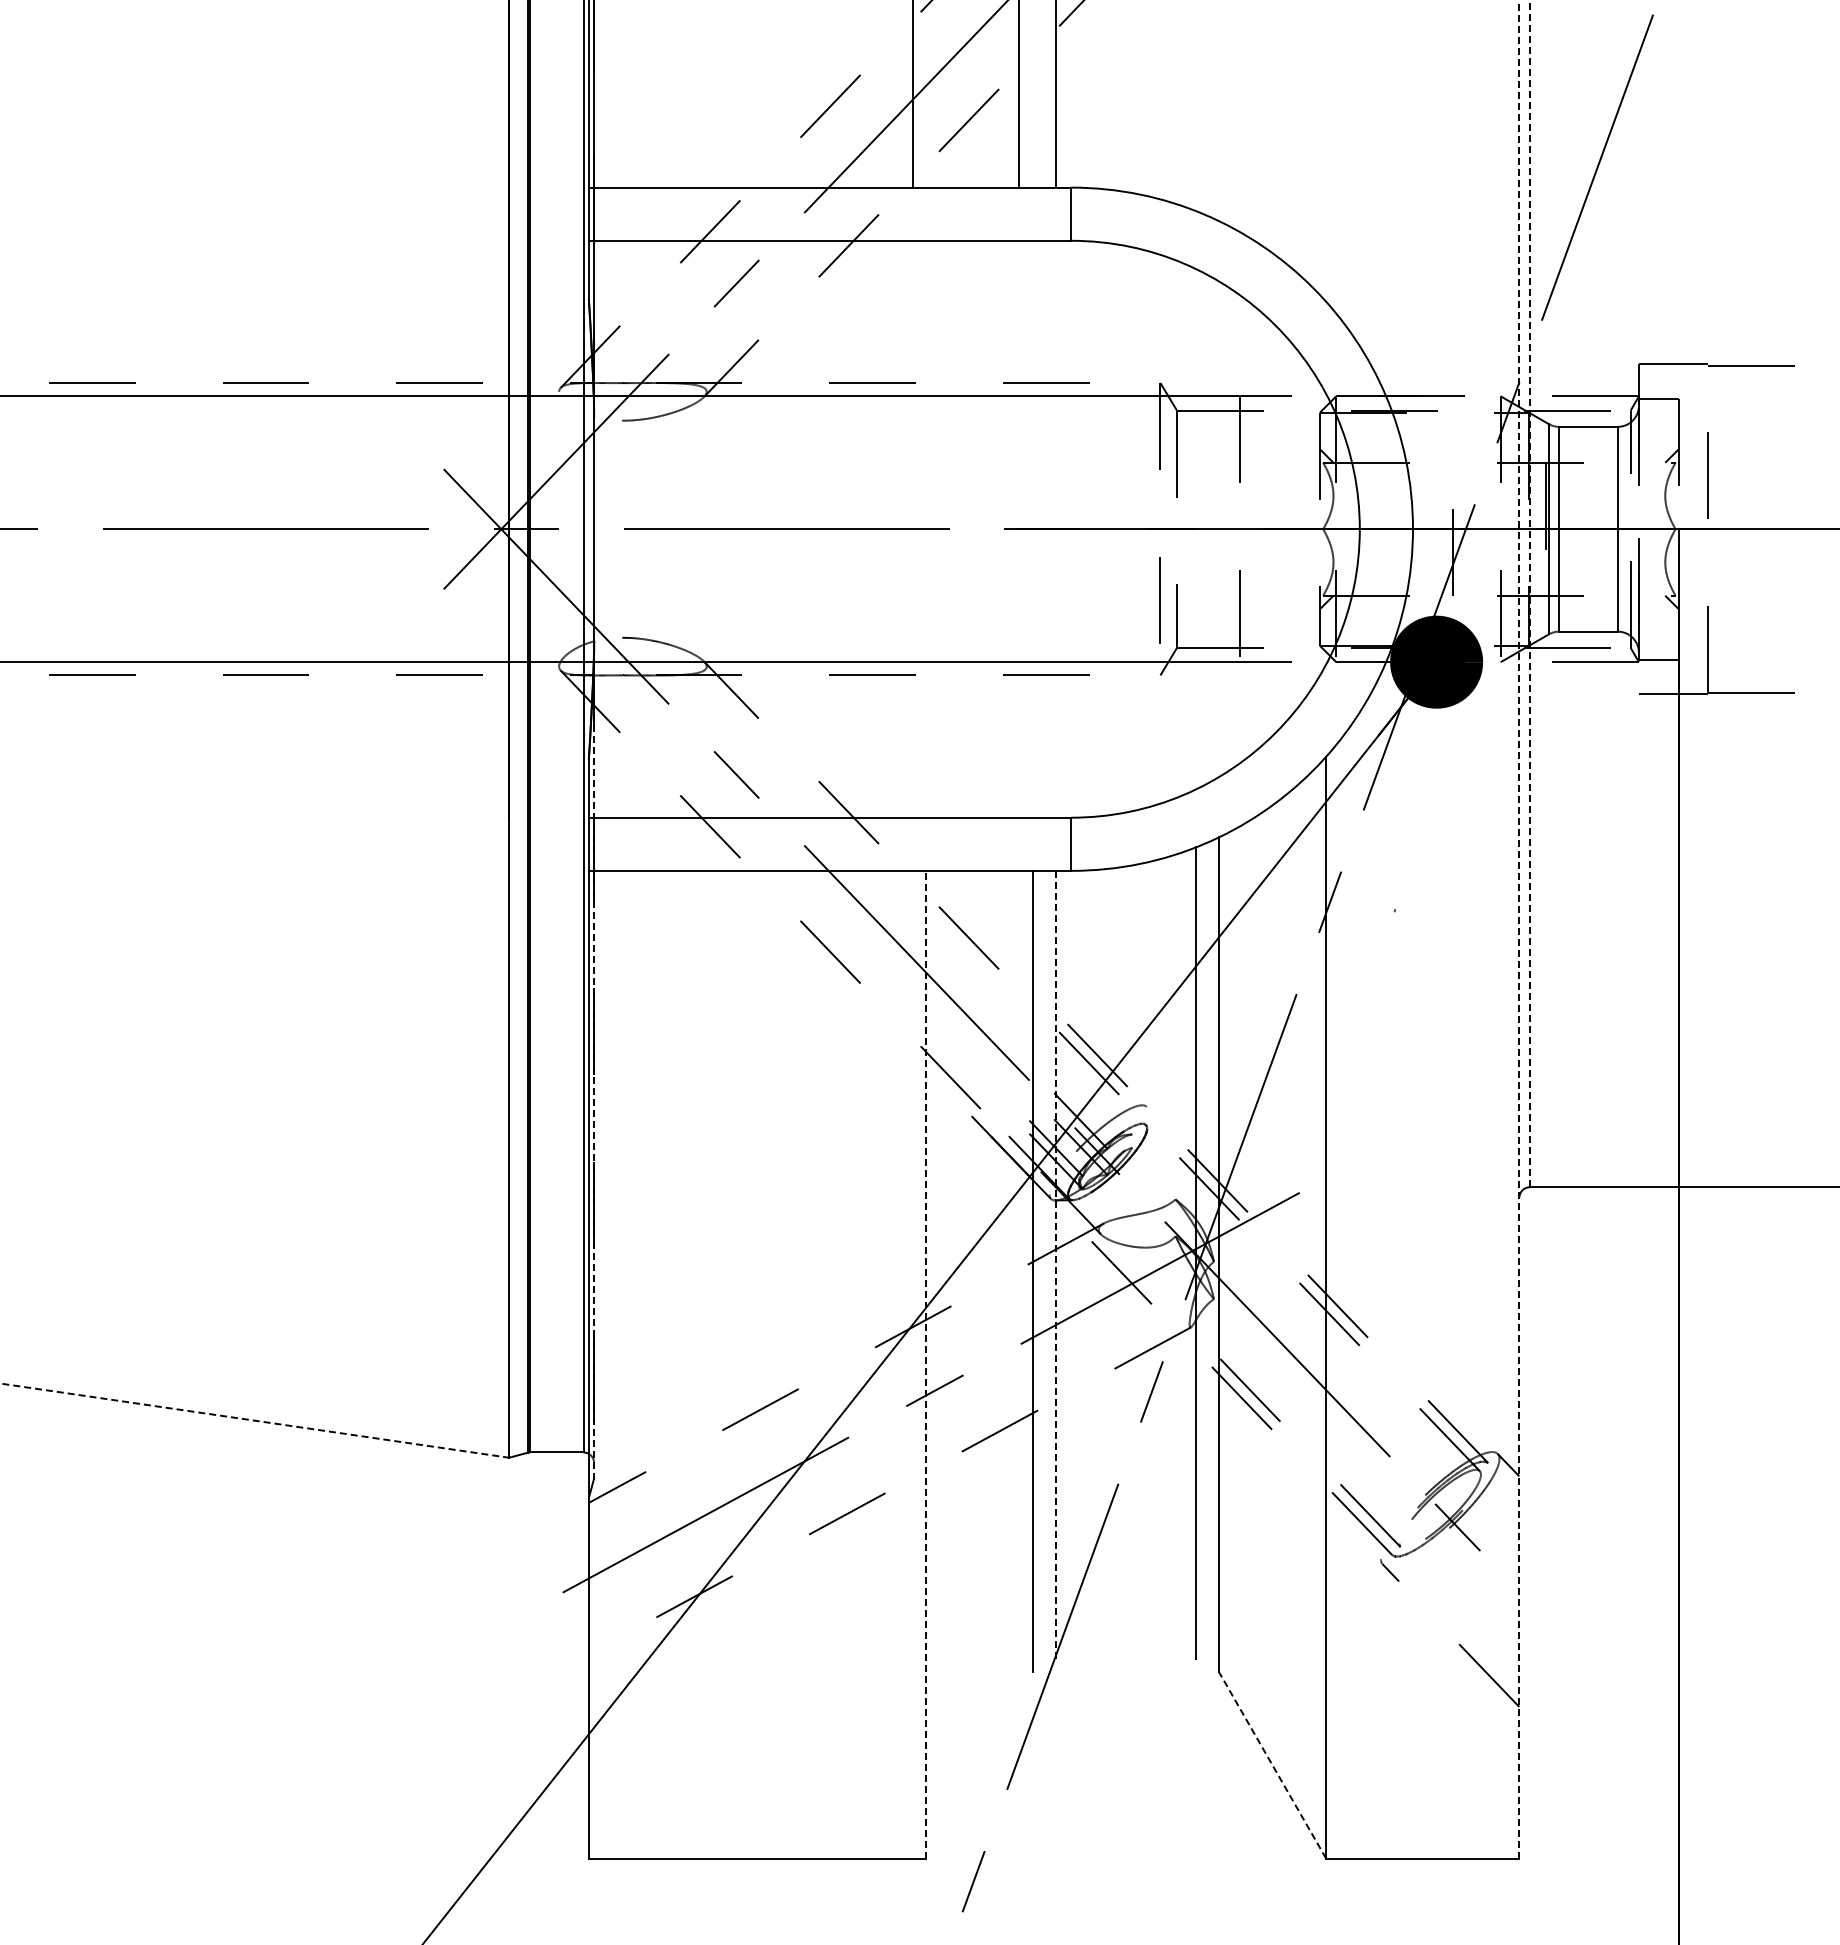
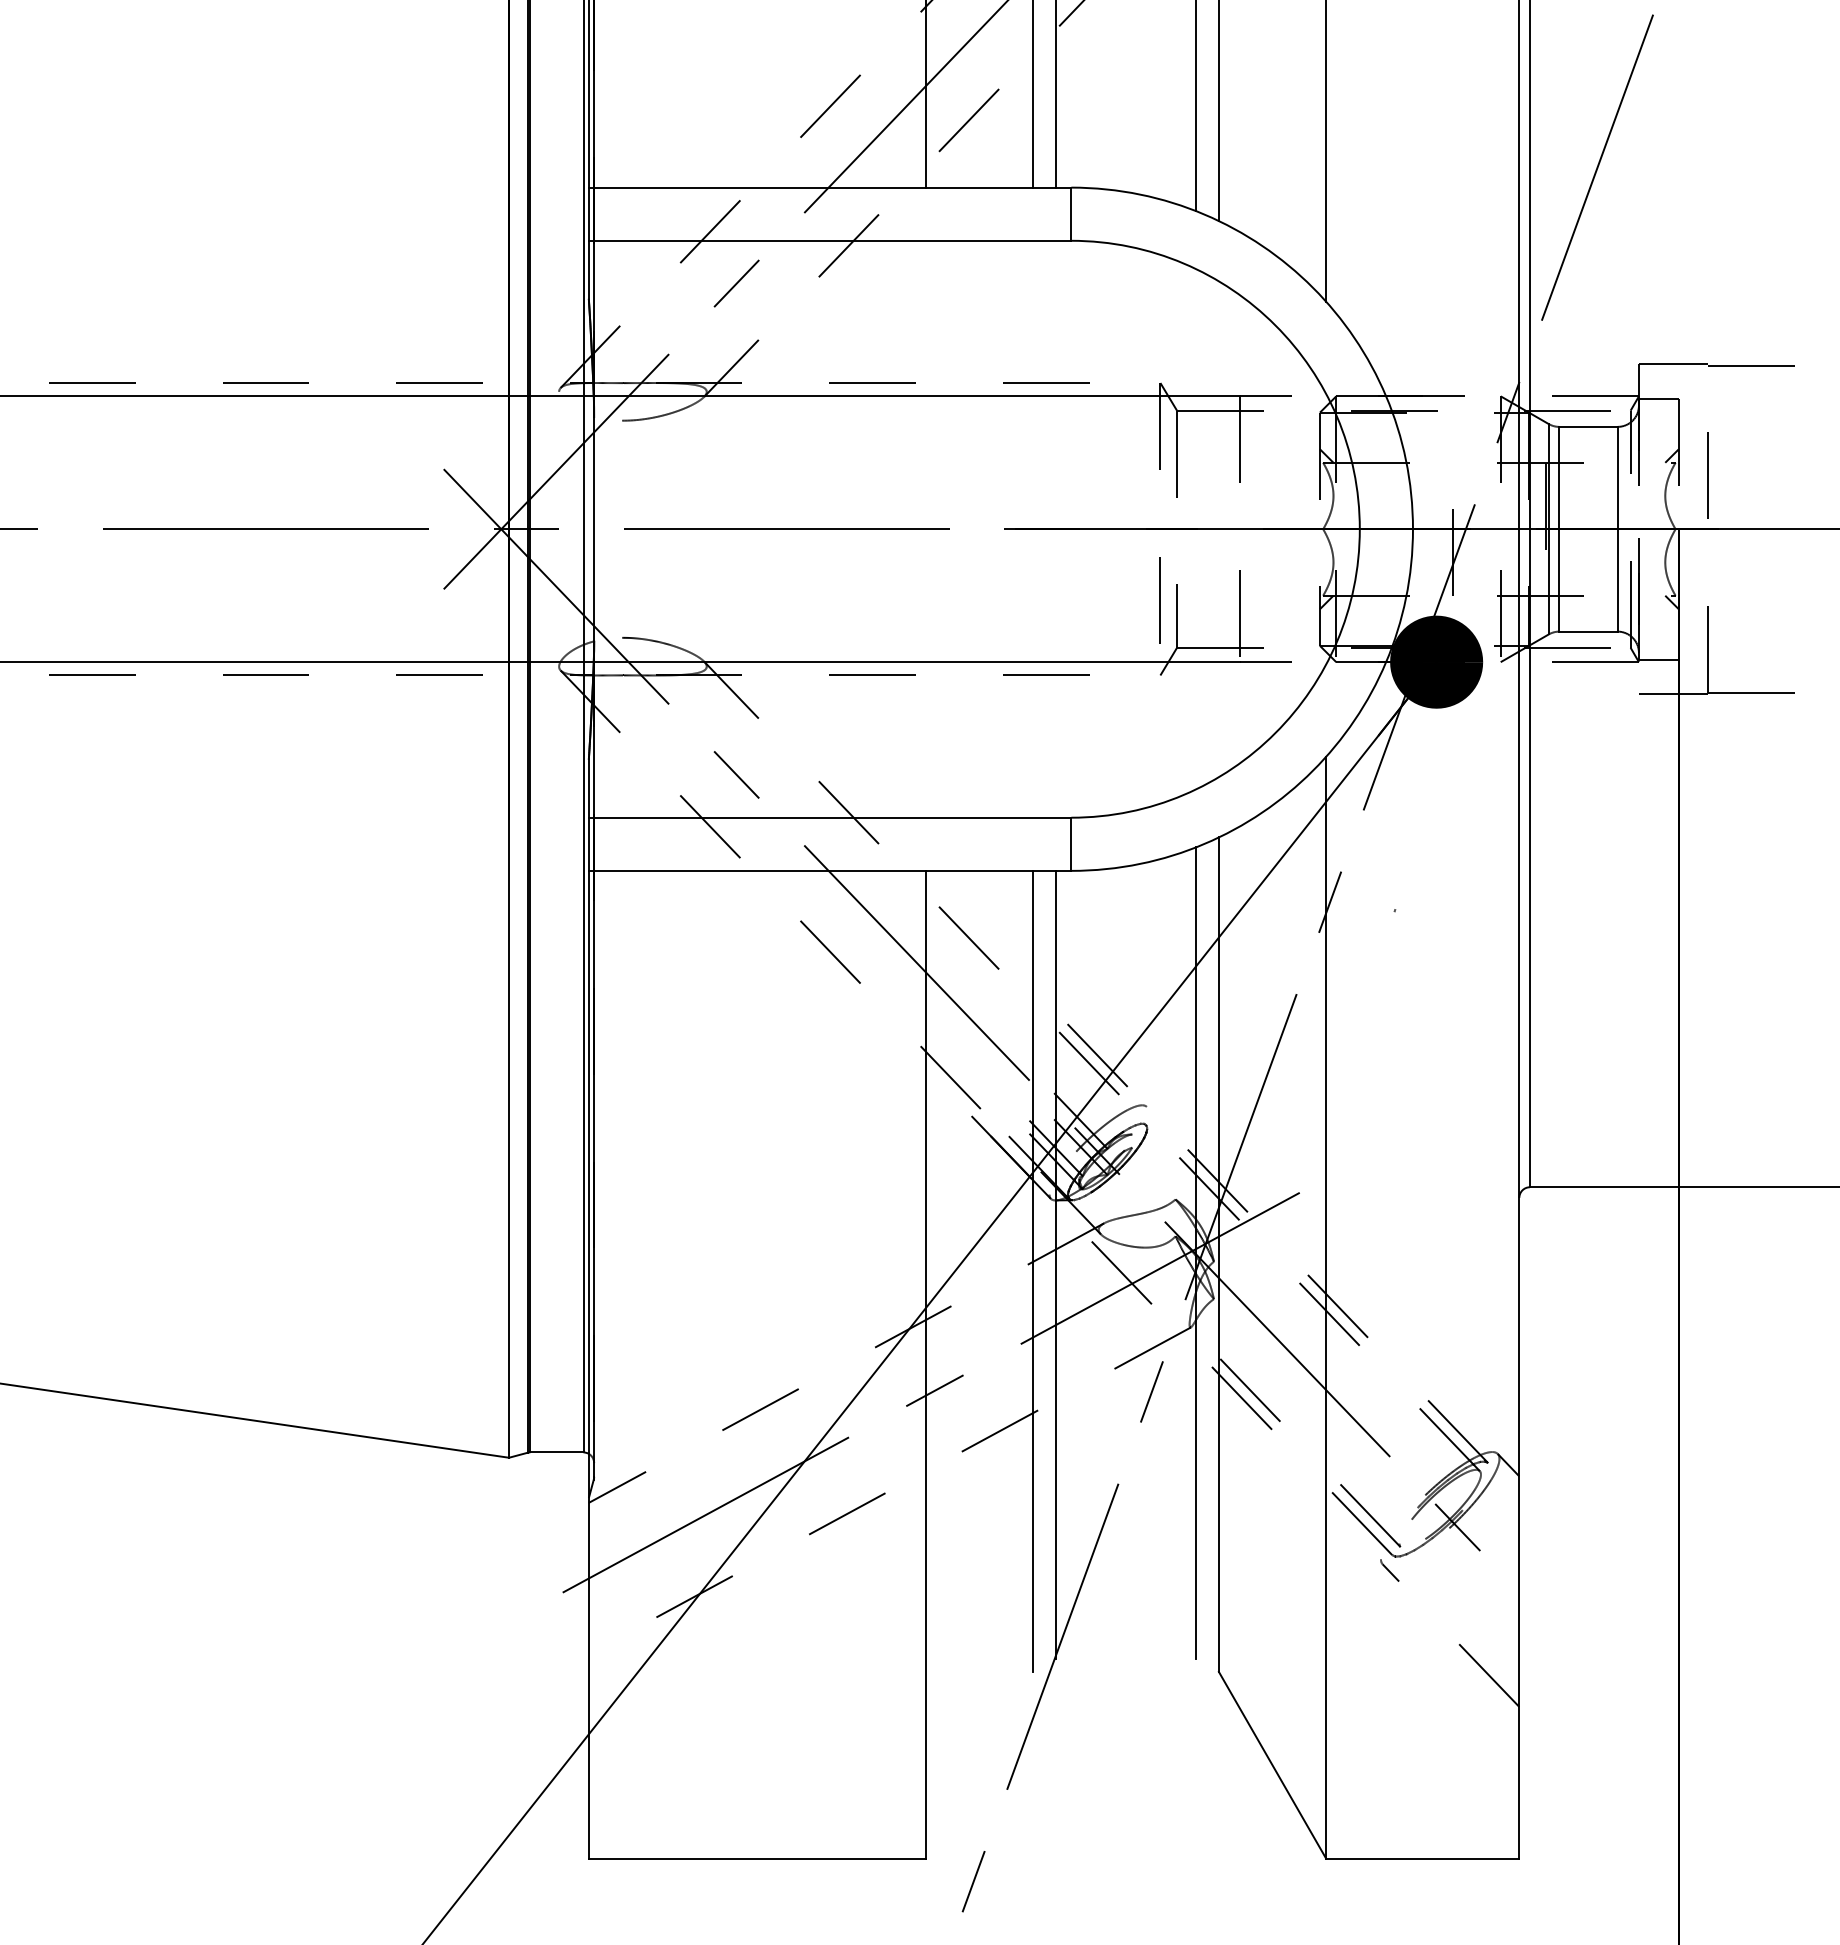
line position: (912, 94) -> (925, 94) (925, 94)
line position: (1018, 94) -> (1032, 94) (1032, 94)
line: none -> present (1196, 106)
line: none -> present (1218, 111)
line: none -> present (1326, 151)
line: dashed -> solid (1529, 594)
line: dashed -> solid (1519, 929)
line: dashed -> solid (593, 1070)
line: dashed -> solid (1055, 1265)
line: dashed -> solid (925, 1364)
line: dashed -> solid (254, 1420)
line: dashed -> solid (1272, 1765)
